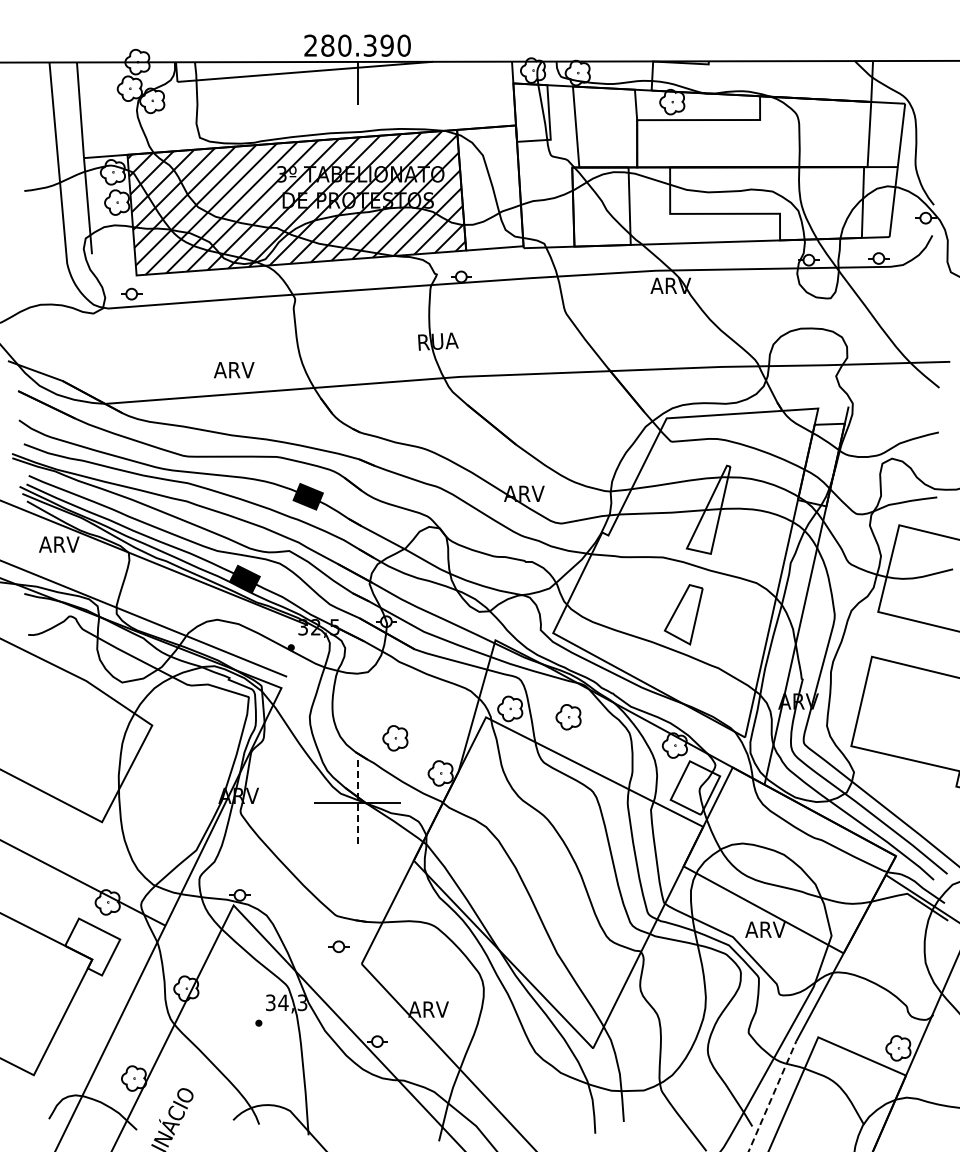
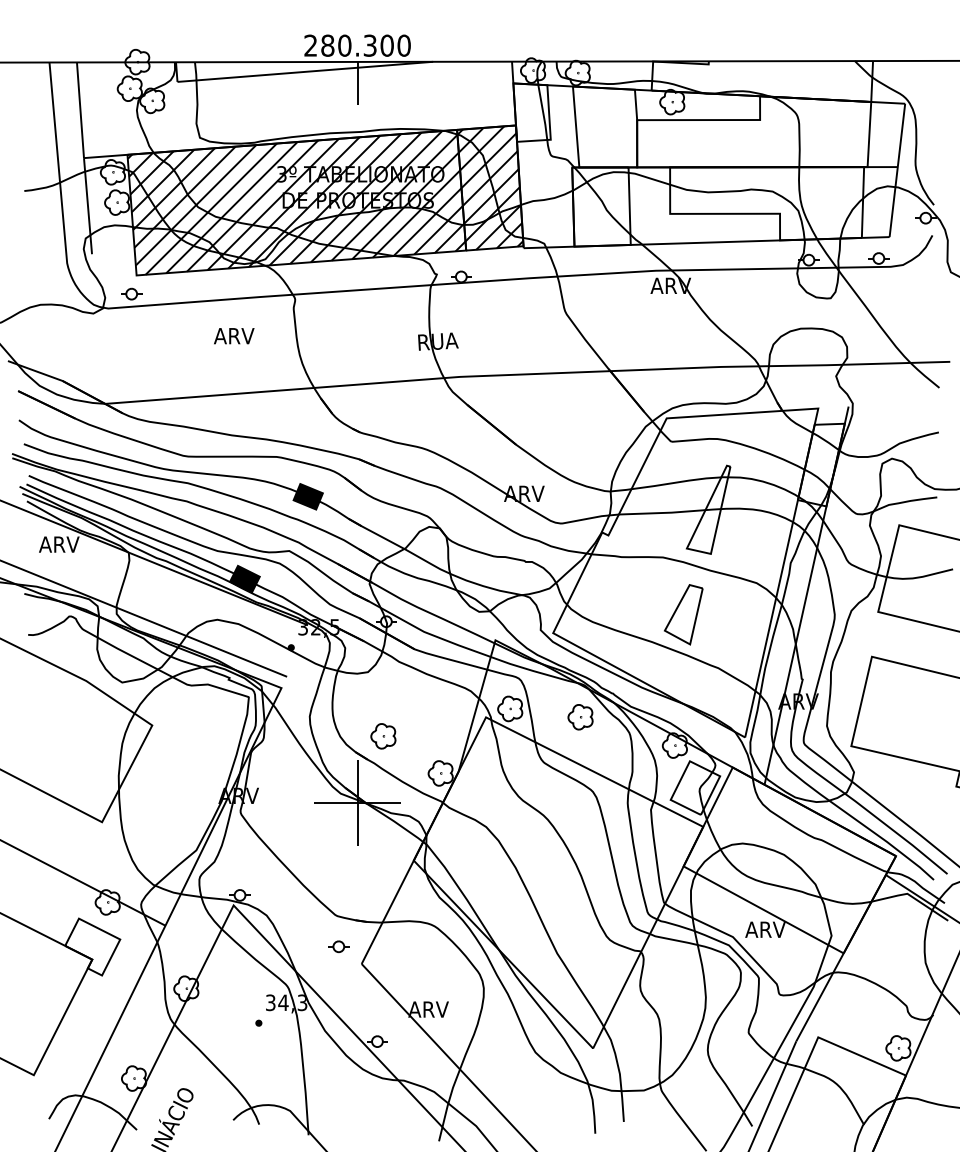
text: 280.390 -> 280.300 (386, 45)
hatch: none -> present (490, 187)
text position: (234, 370) -> (234, 336) (234, 336)
part position: (568, 717) -> (580, 717) (580, 717)
part position: (395, 738) -> (383, 736) (383, 736)
line: dashed -> solid (357, 803)
line: dashed -> solid (772, 1096)
